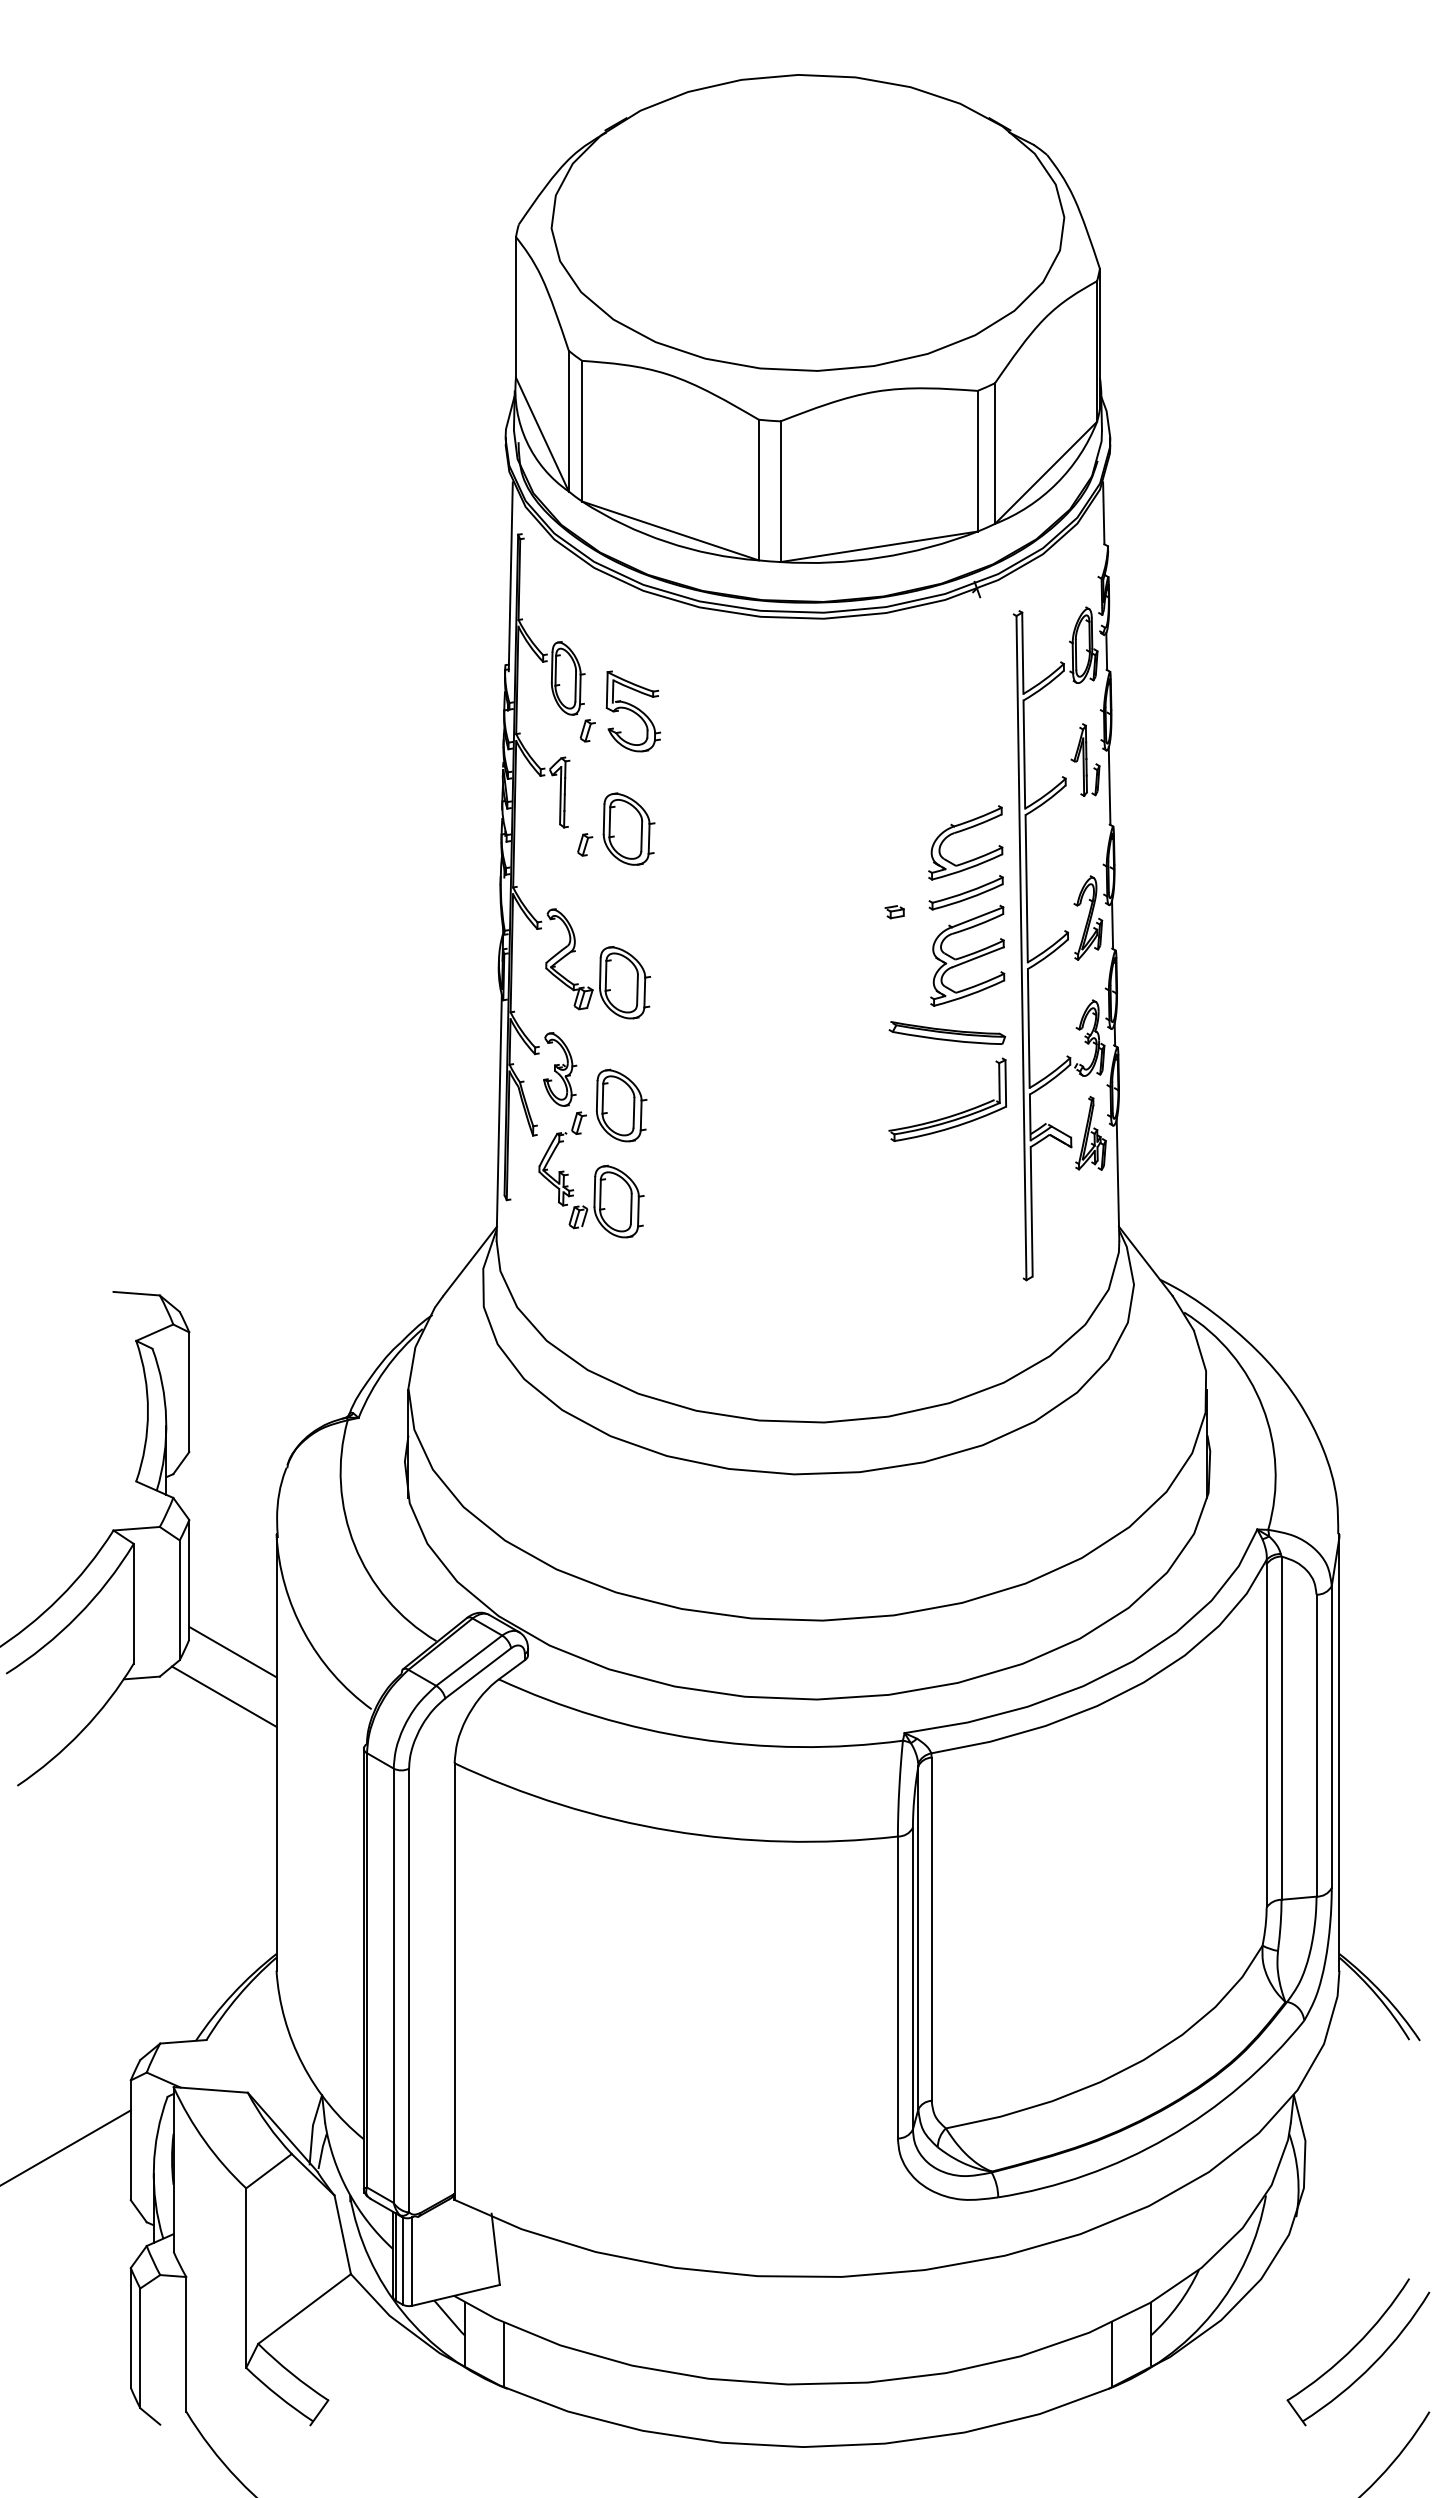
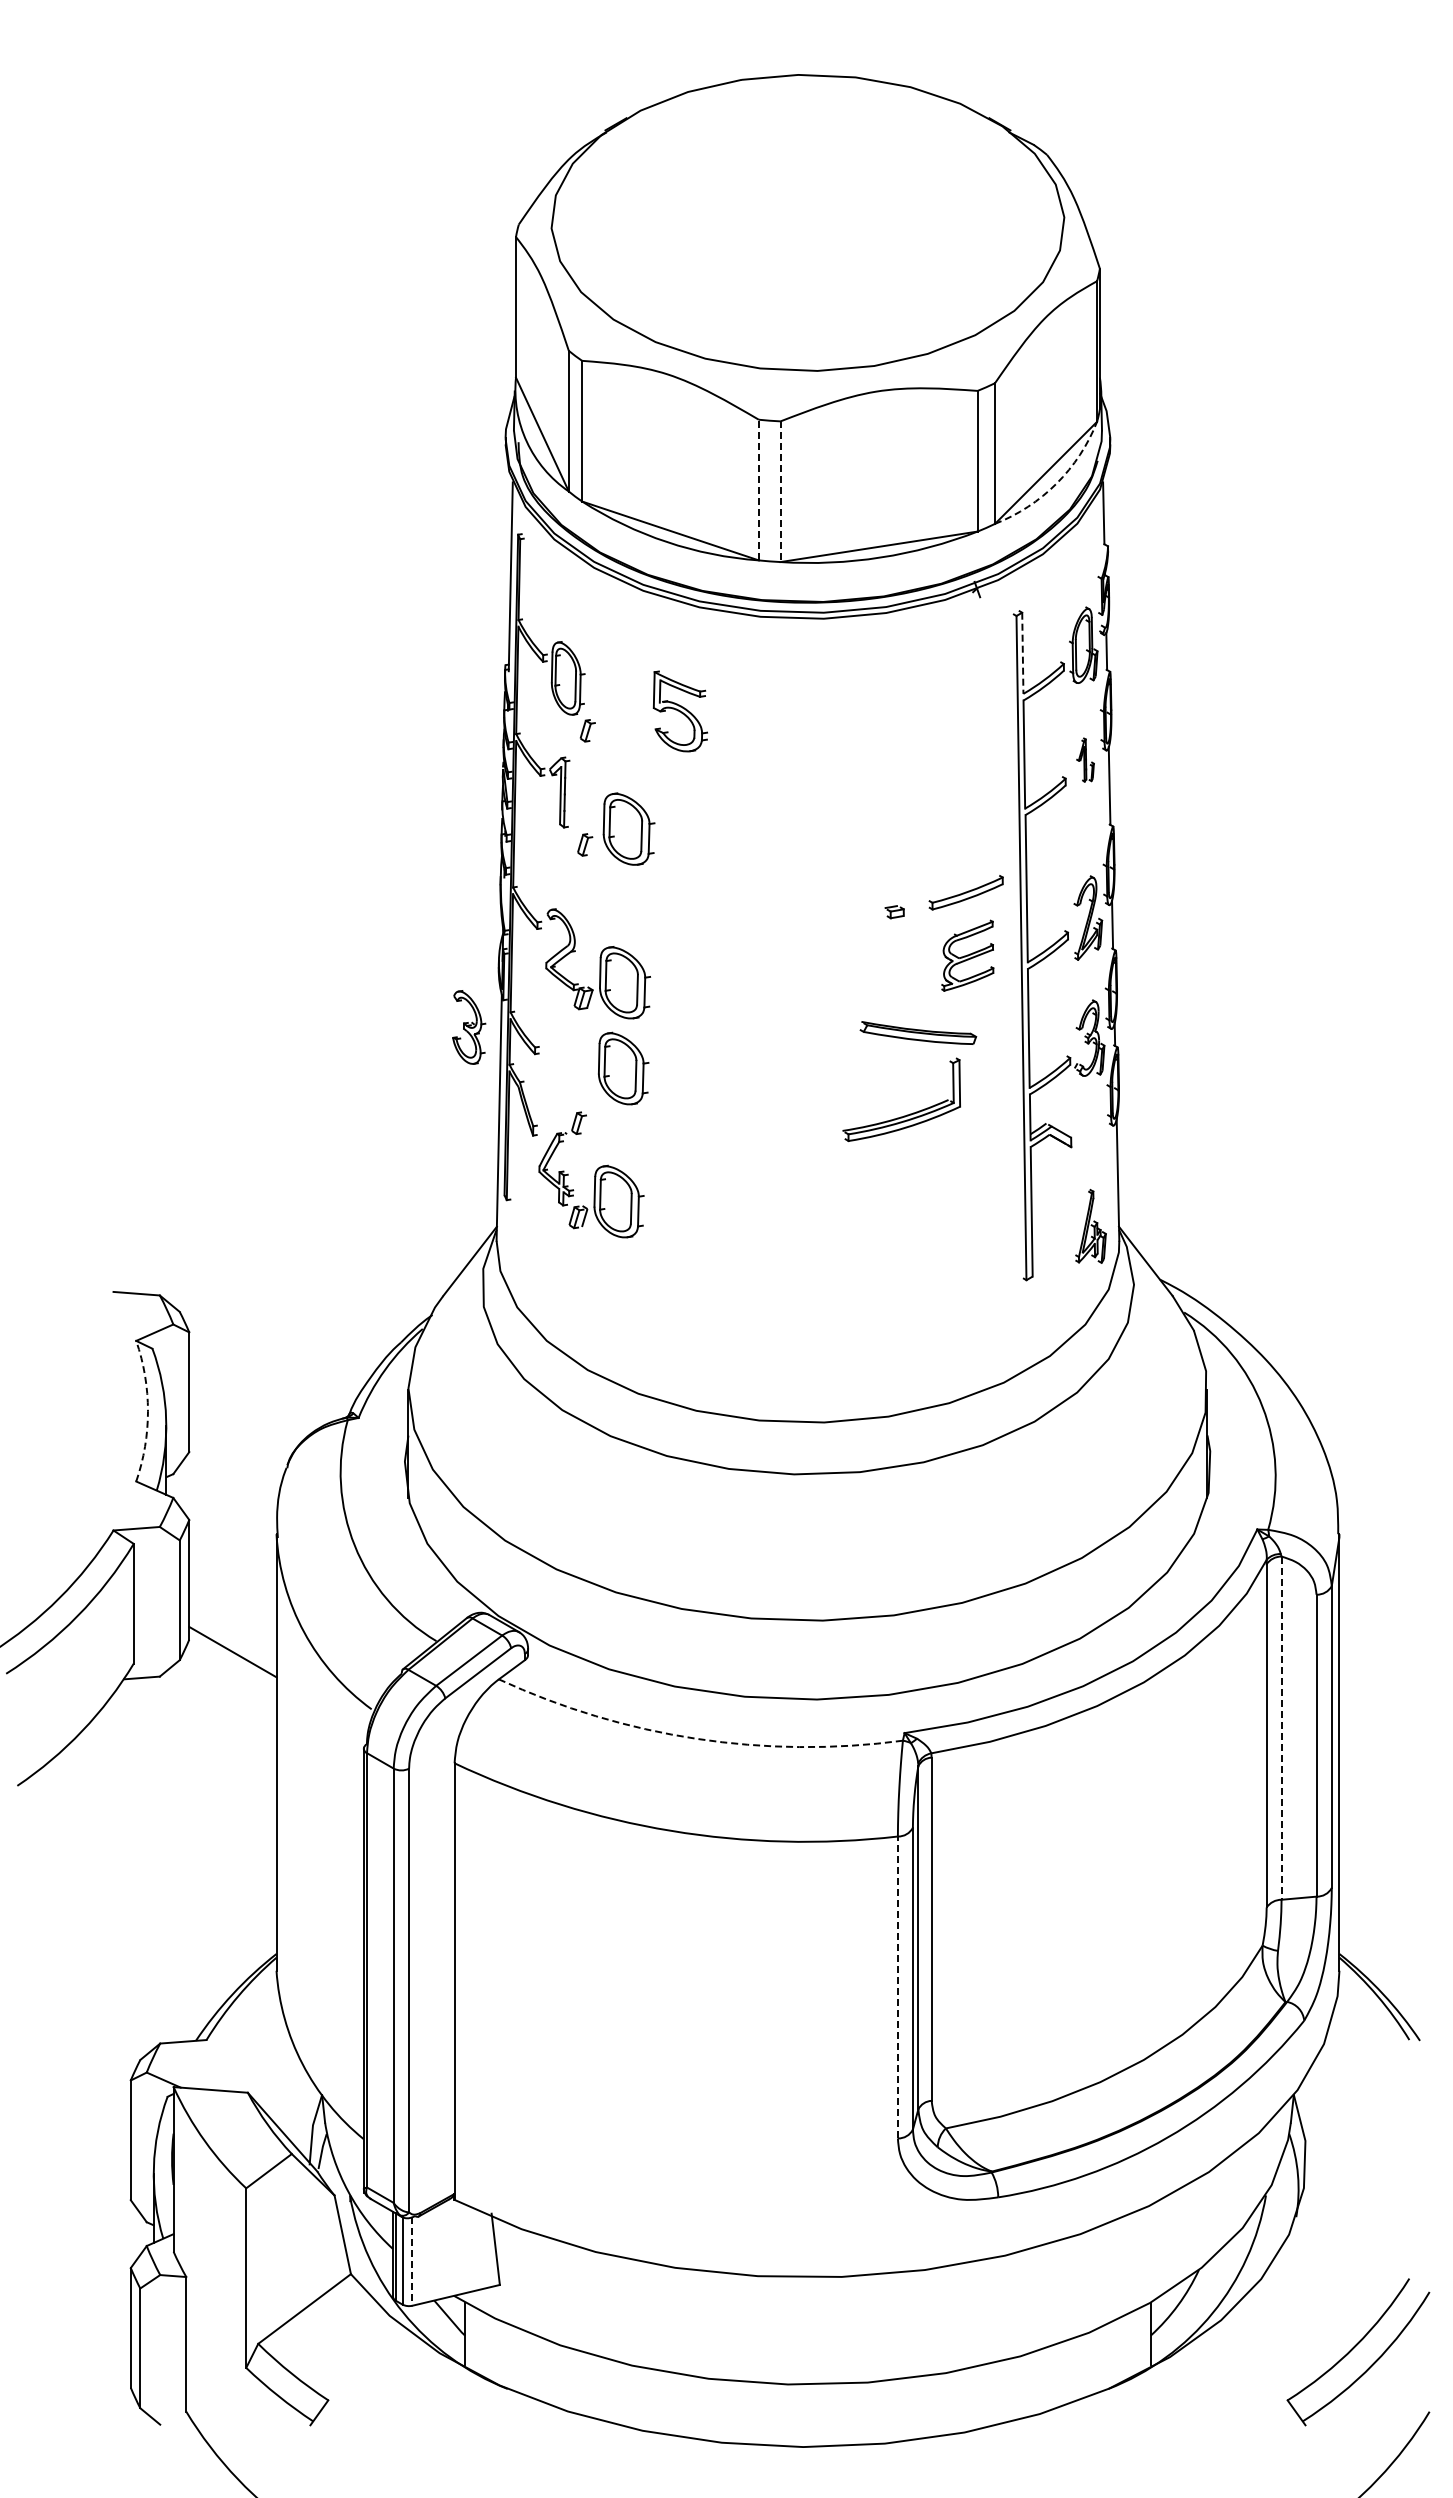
arc: solid -> dashed (1056, 483)
line: solid -> dashed (758, 489)
line: solid -> dashed (780, 492)
line: solid -> dashed (1022, 653)
part position: (632, 711) -> (679, 711) (679, 711)
part size: 31x74 px -> 19x46 px (1085, 759)
part: present -> none (960, 832)
part size: 76x103 px -> 54x73 px (967, 955)
part position: (947, 1032) -> (918, 1032) (918, 1032)
part position: (560, 1069) -> (469, 1027) (469, 1027)
part position: (621, 1105) -> (623, 1068) (623, 1068)
part position: (953, 1114) -> (907, 1114) (907, 1114)
part position: (1090, 1133) -> (1090, 1226) (1090, 1226)
arc: solid -> dashed (147, 1411)
line: present -> none (224, 1696)
line: solid -> dashed (1281, 1728)
arc: solid -> dashed (696, 1738)
line: solid -> dashed (897, 1987)
line: present -> none (66, 2147)
line: solid -> dashed (412, 2261)
line: present -> none (504, 2354)
line: present -> none (1111, 2354)
